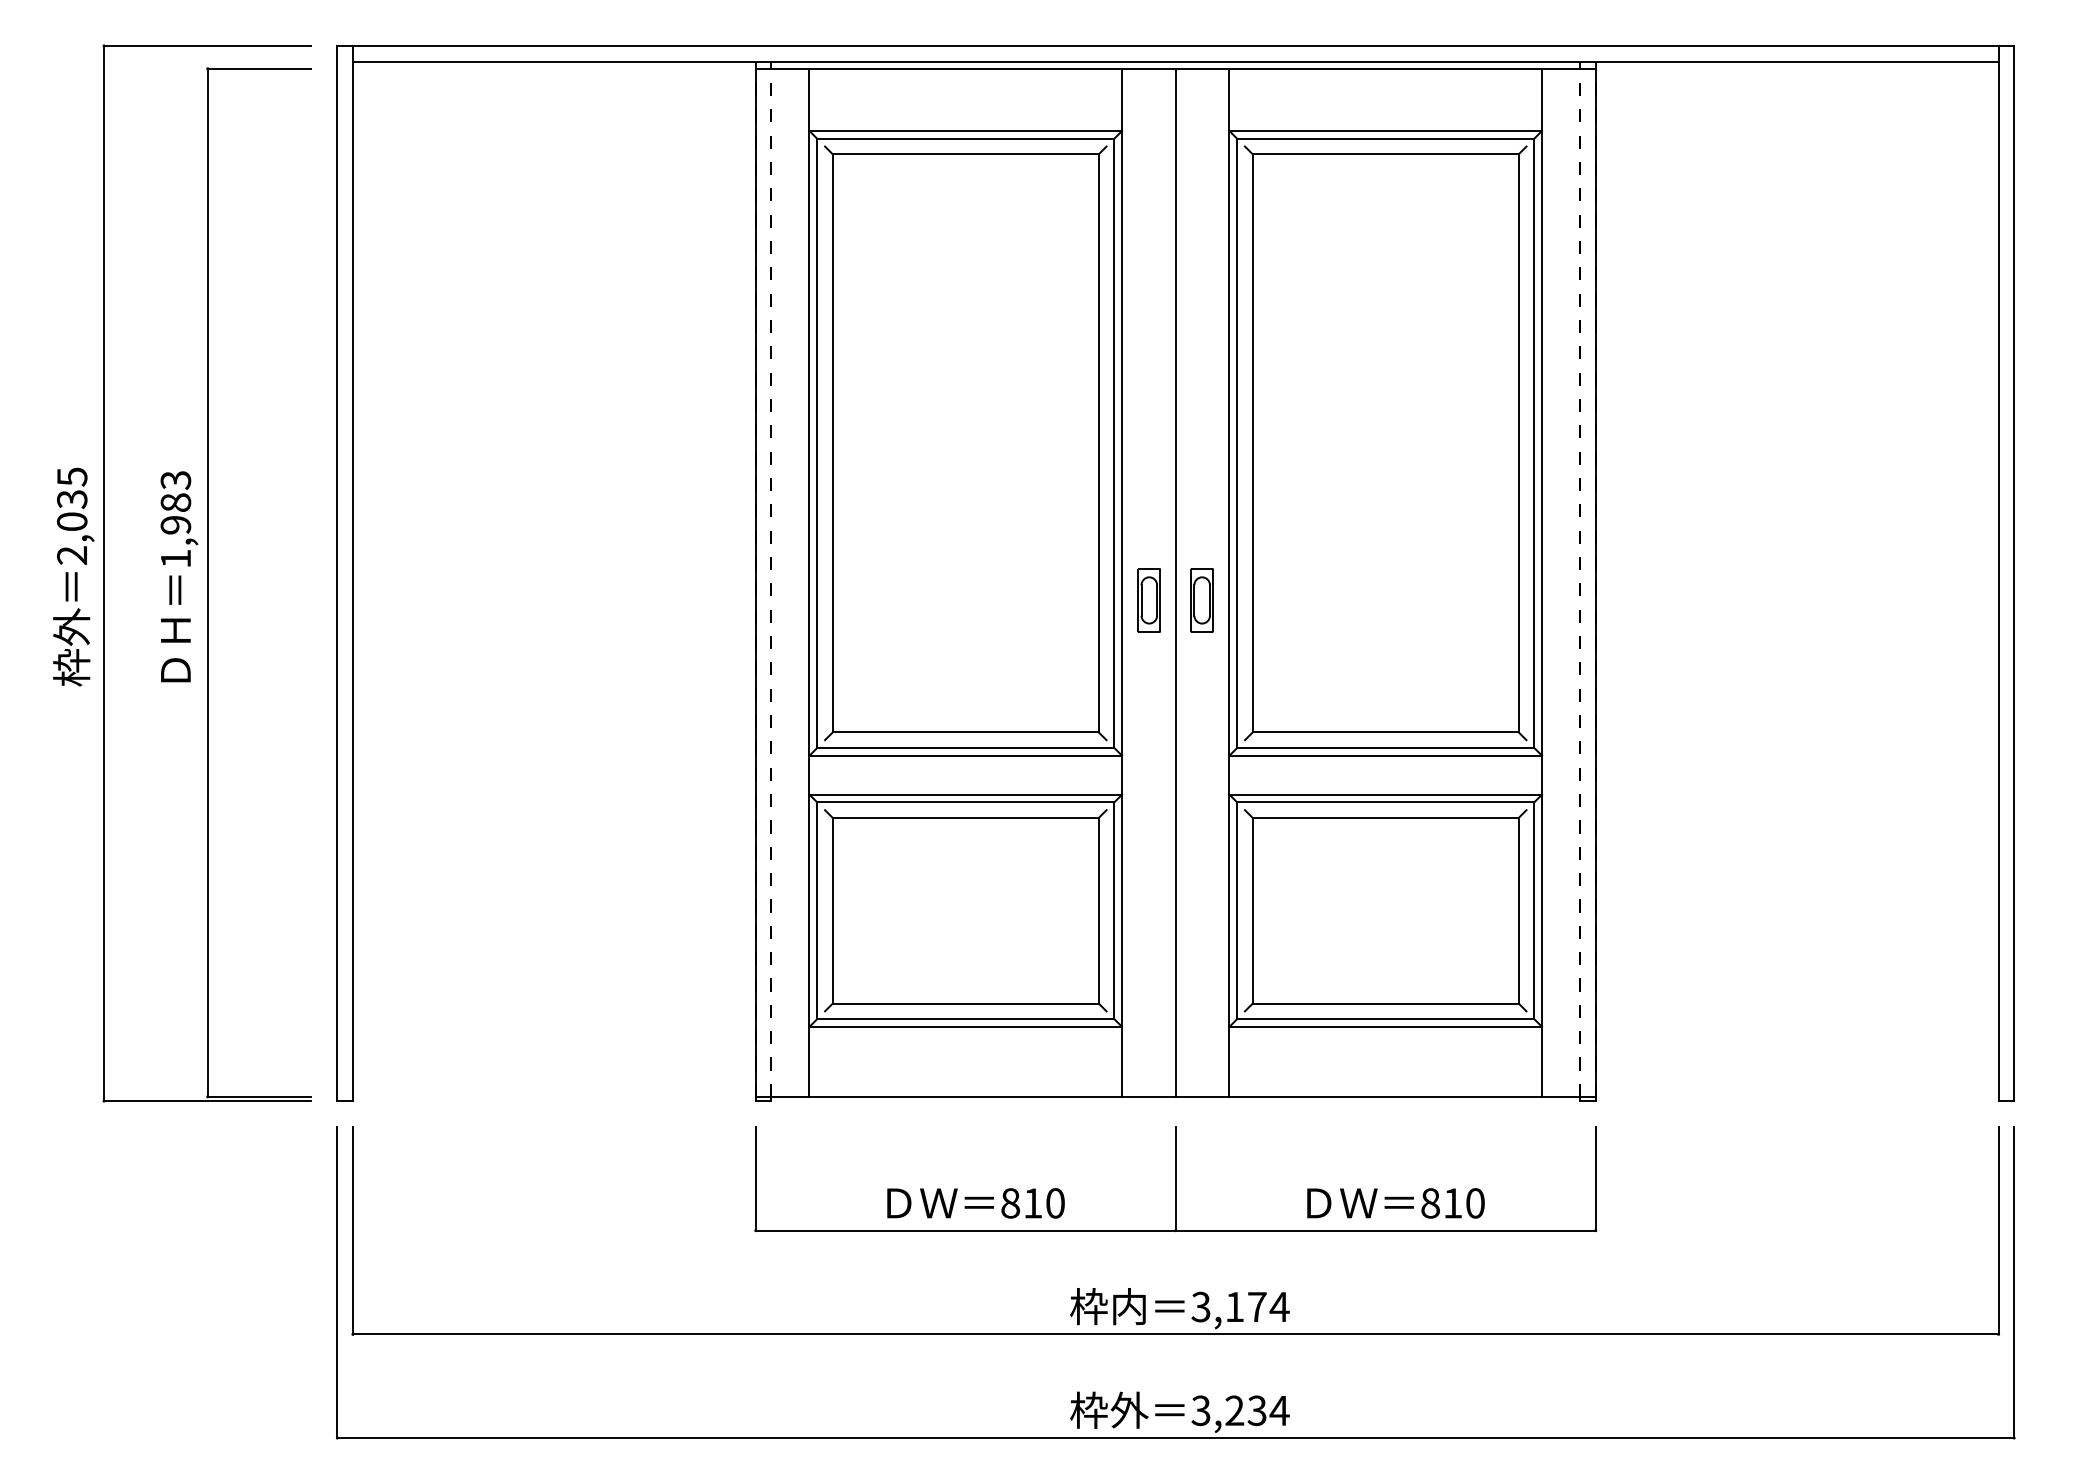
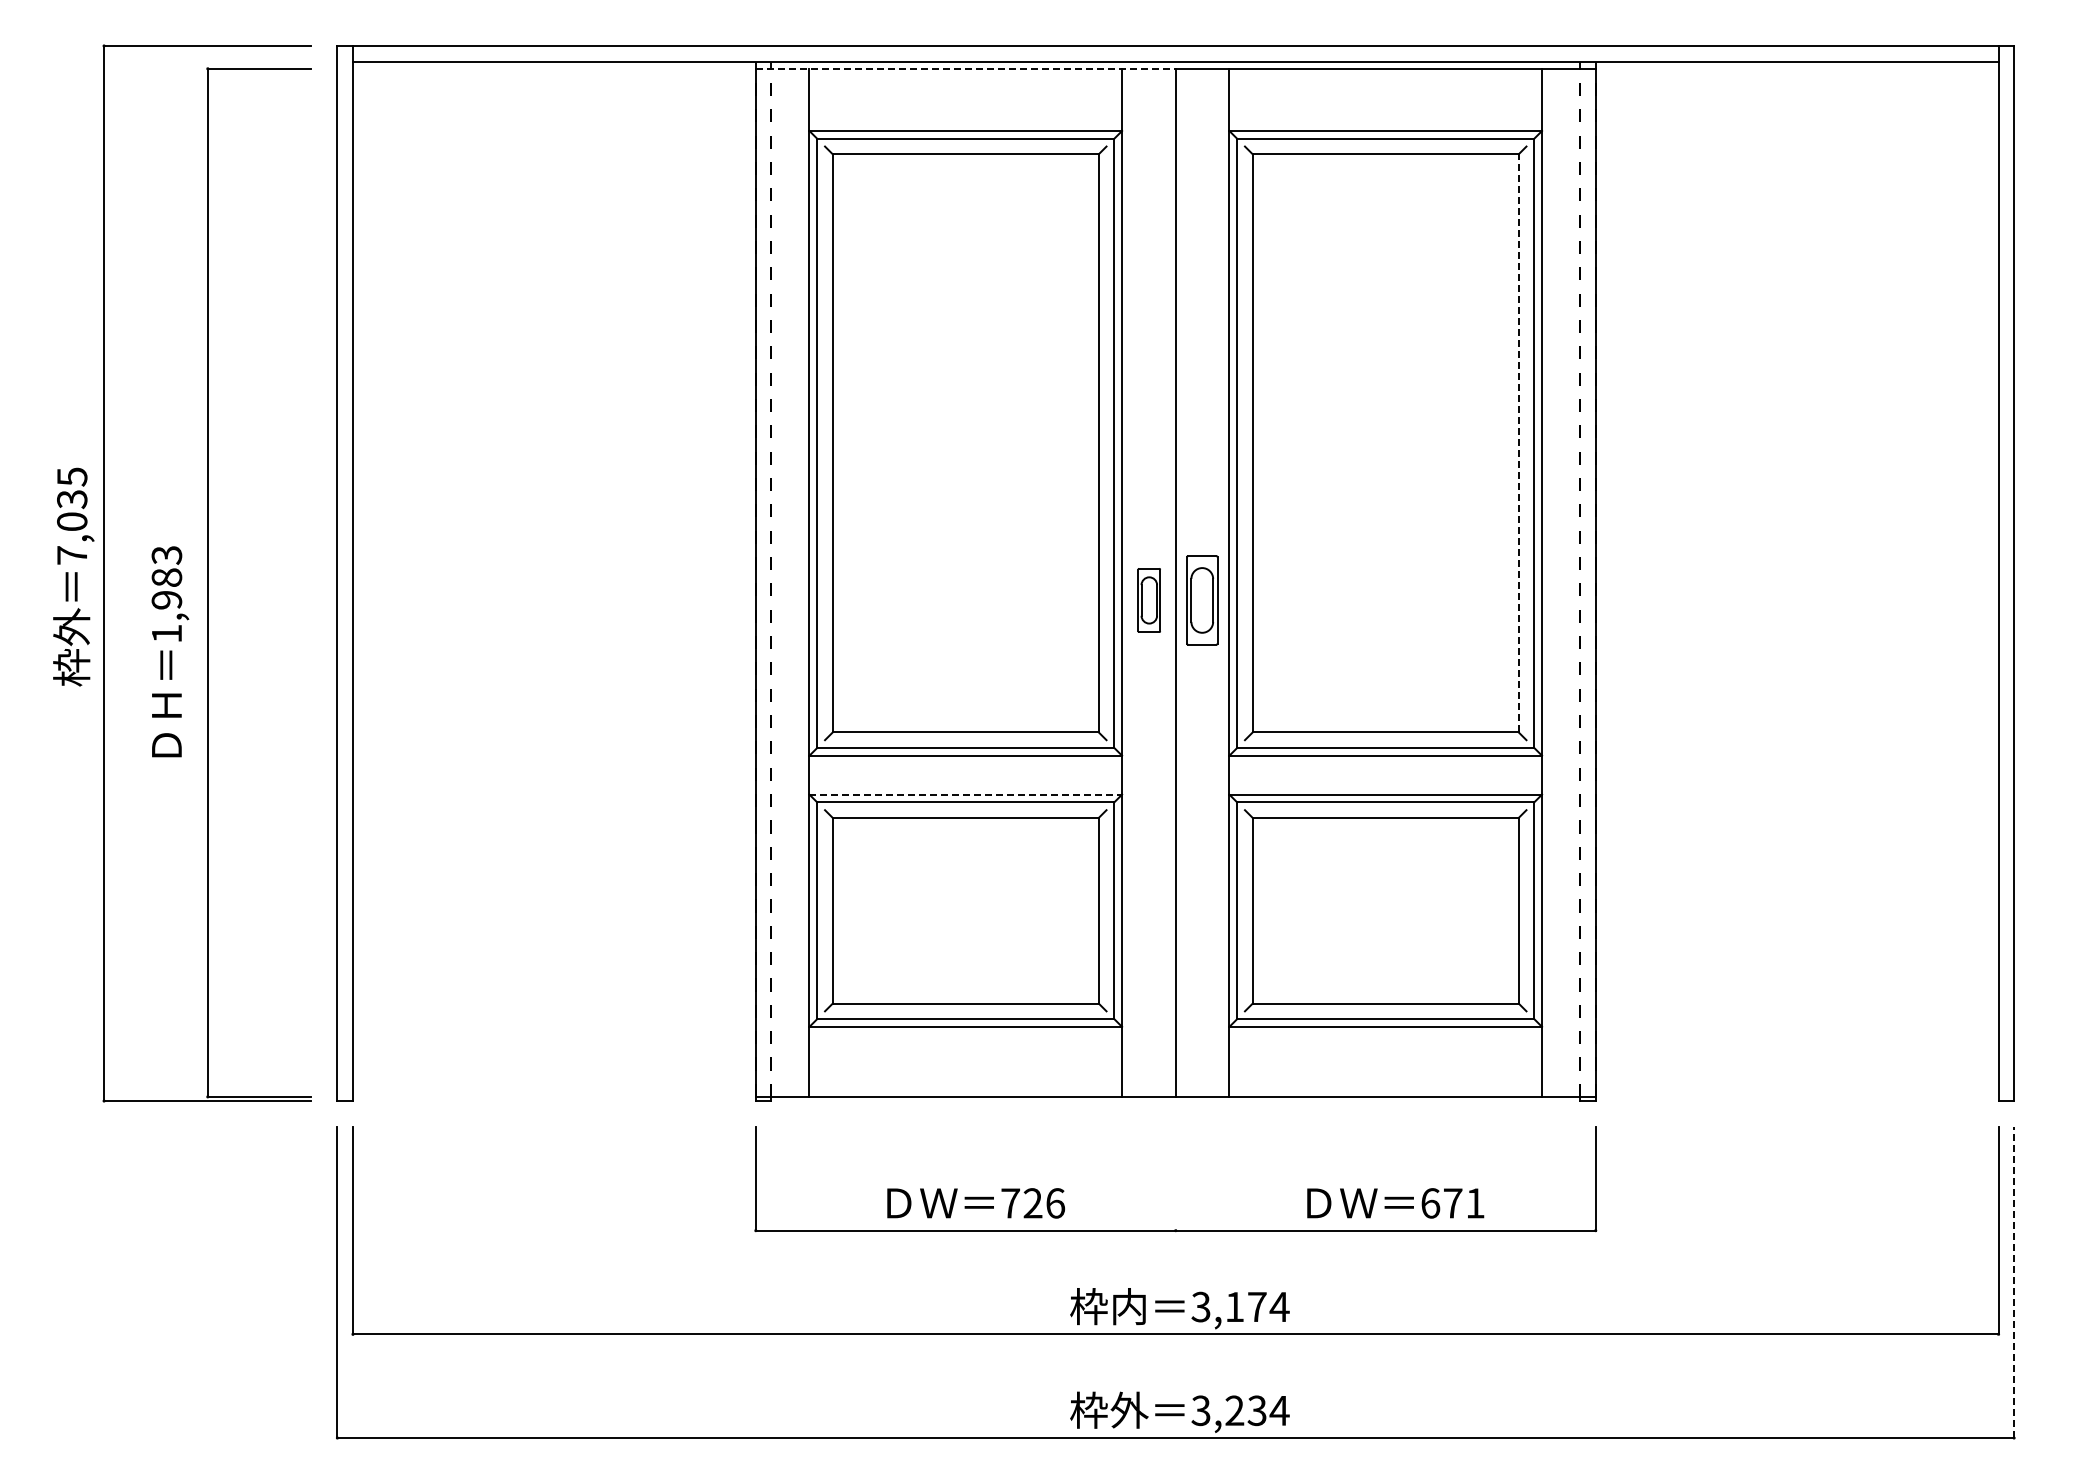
line: solid -> dashed (965, 68)
line: solid -> dashed (1518, 442)
text: 2,035 -> 7,035 (71, 555)
text position: (179, 576) -> (170, 651) (170, 651)
part size: 24x65 px -> 33x91 px (1202, 600)
line: solid -> dashed (966, 794)
line: present -> none (1175, 1178)
text: 810 -> 726 (1033, 1203)
text: 810 -> 671 (1452, 1203)
line: solid -> dashed (2014, 1282)
